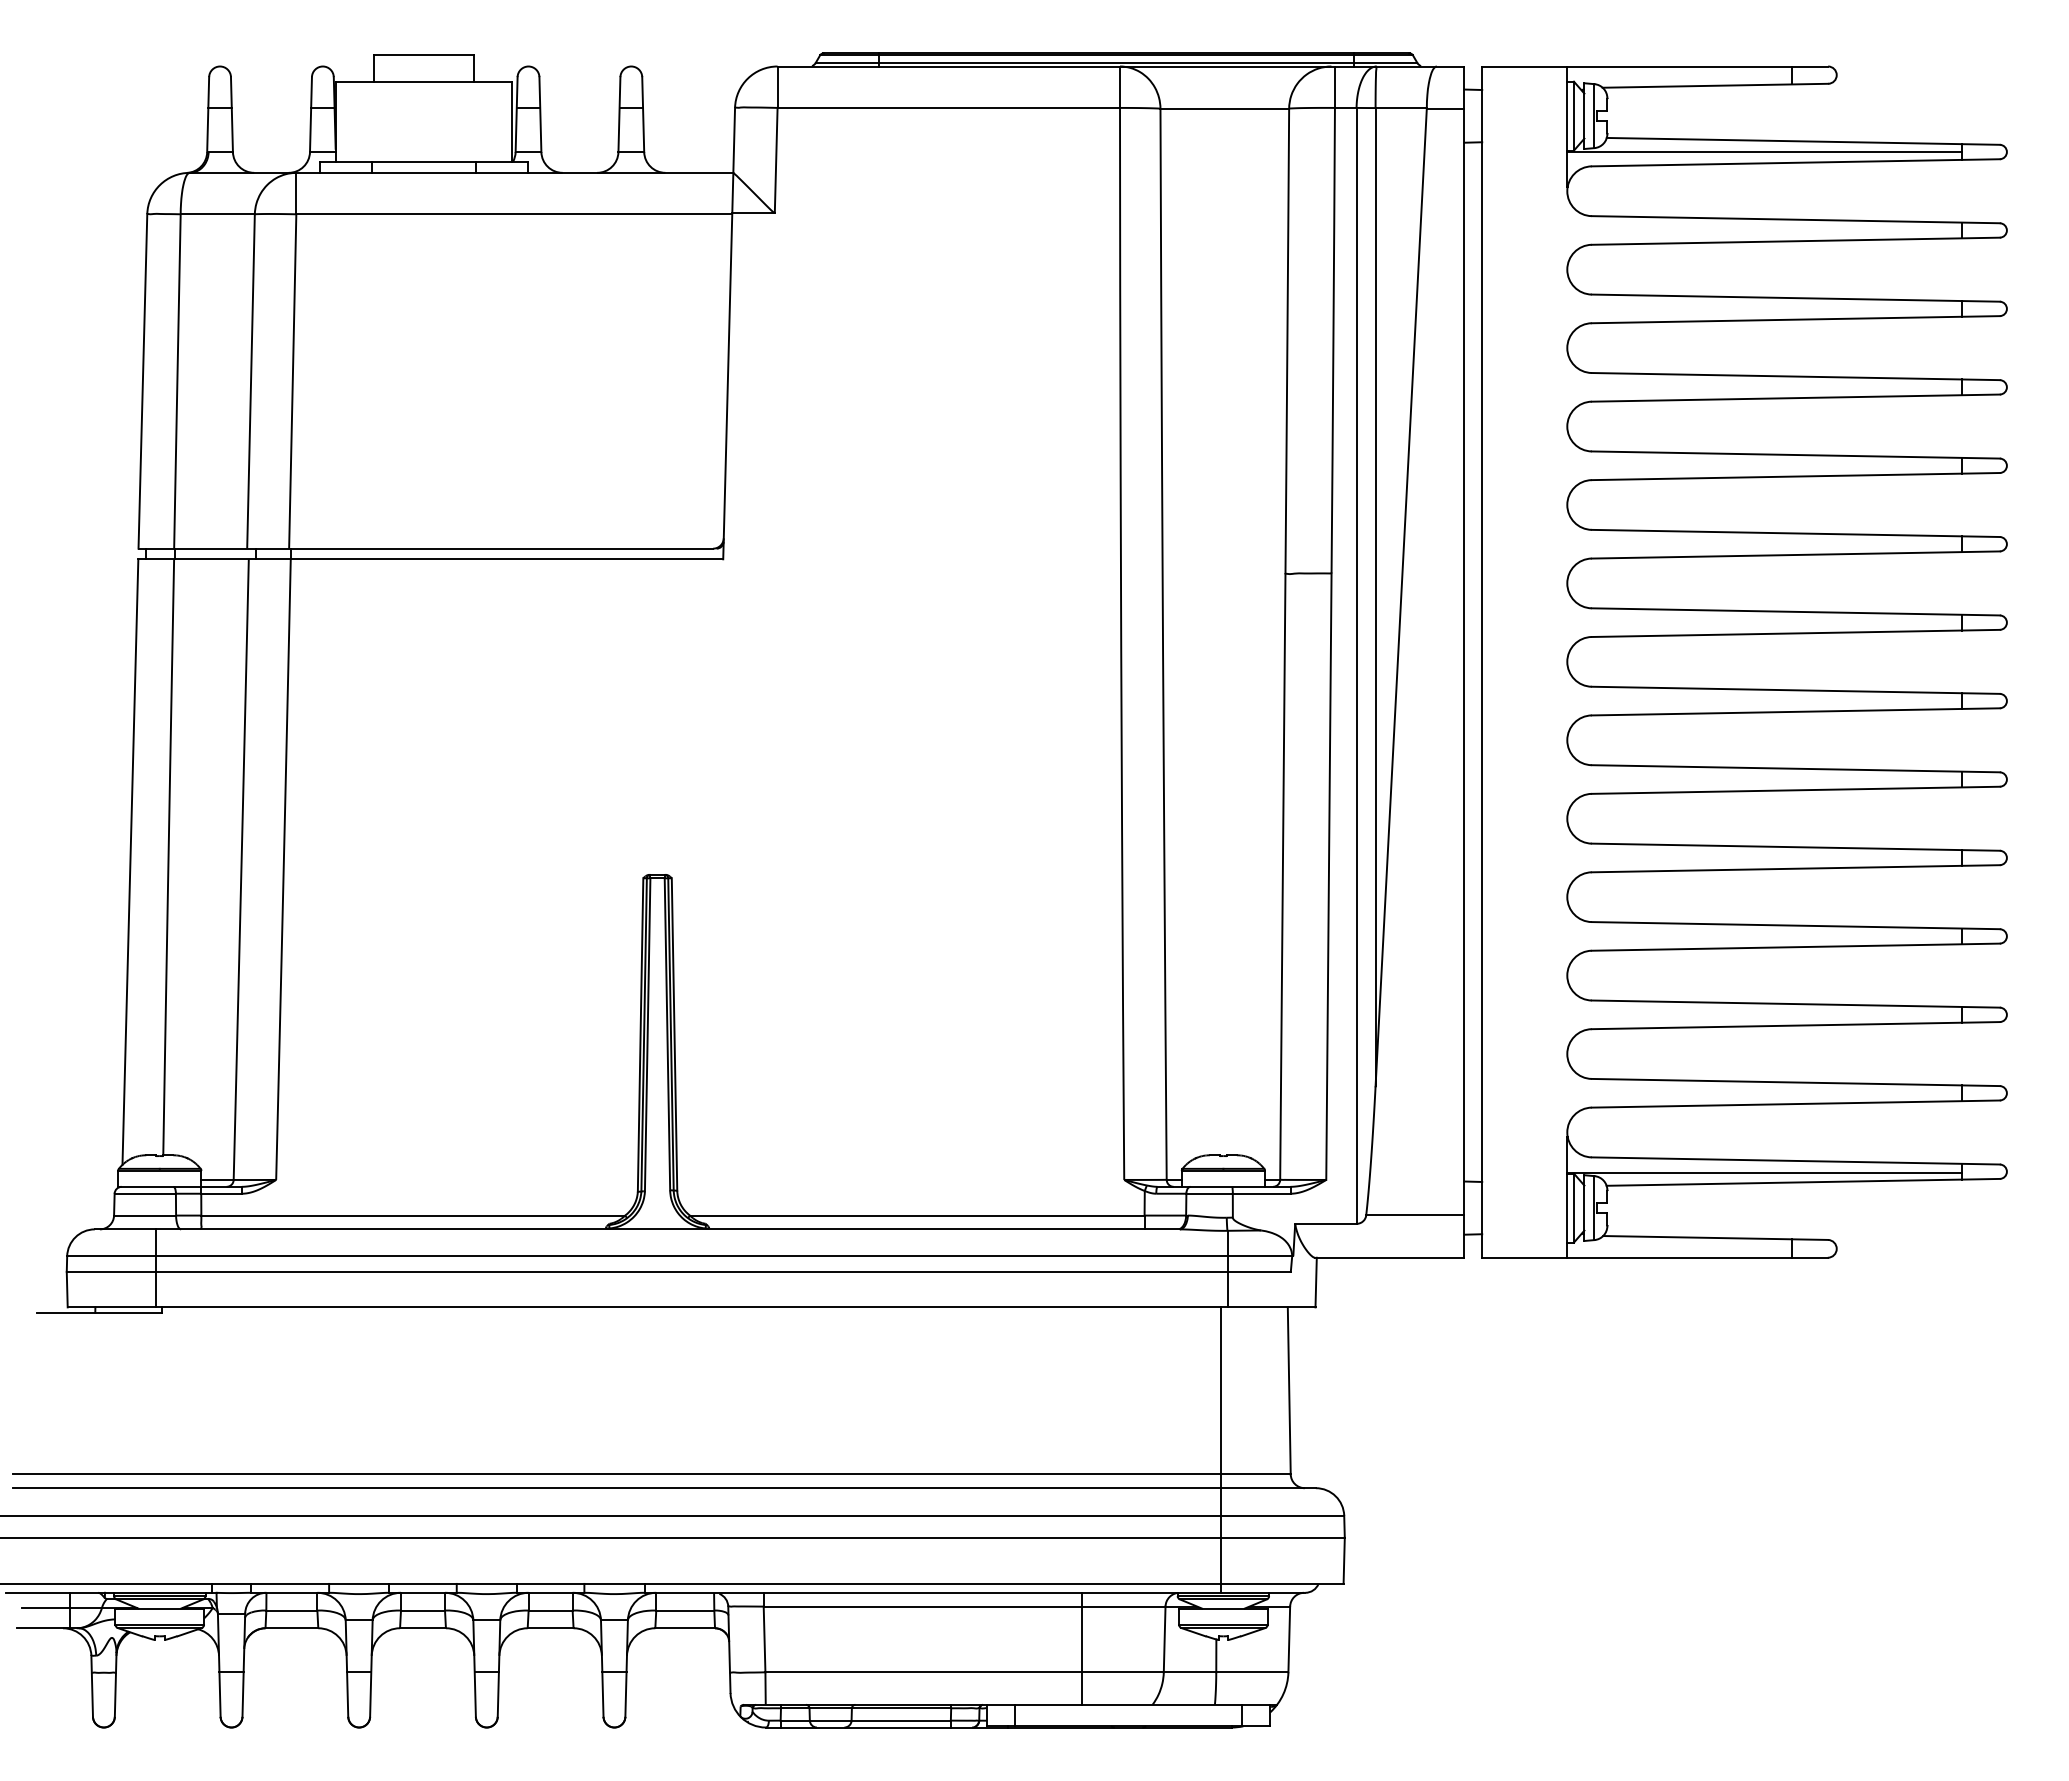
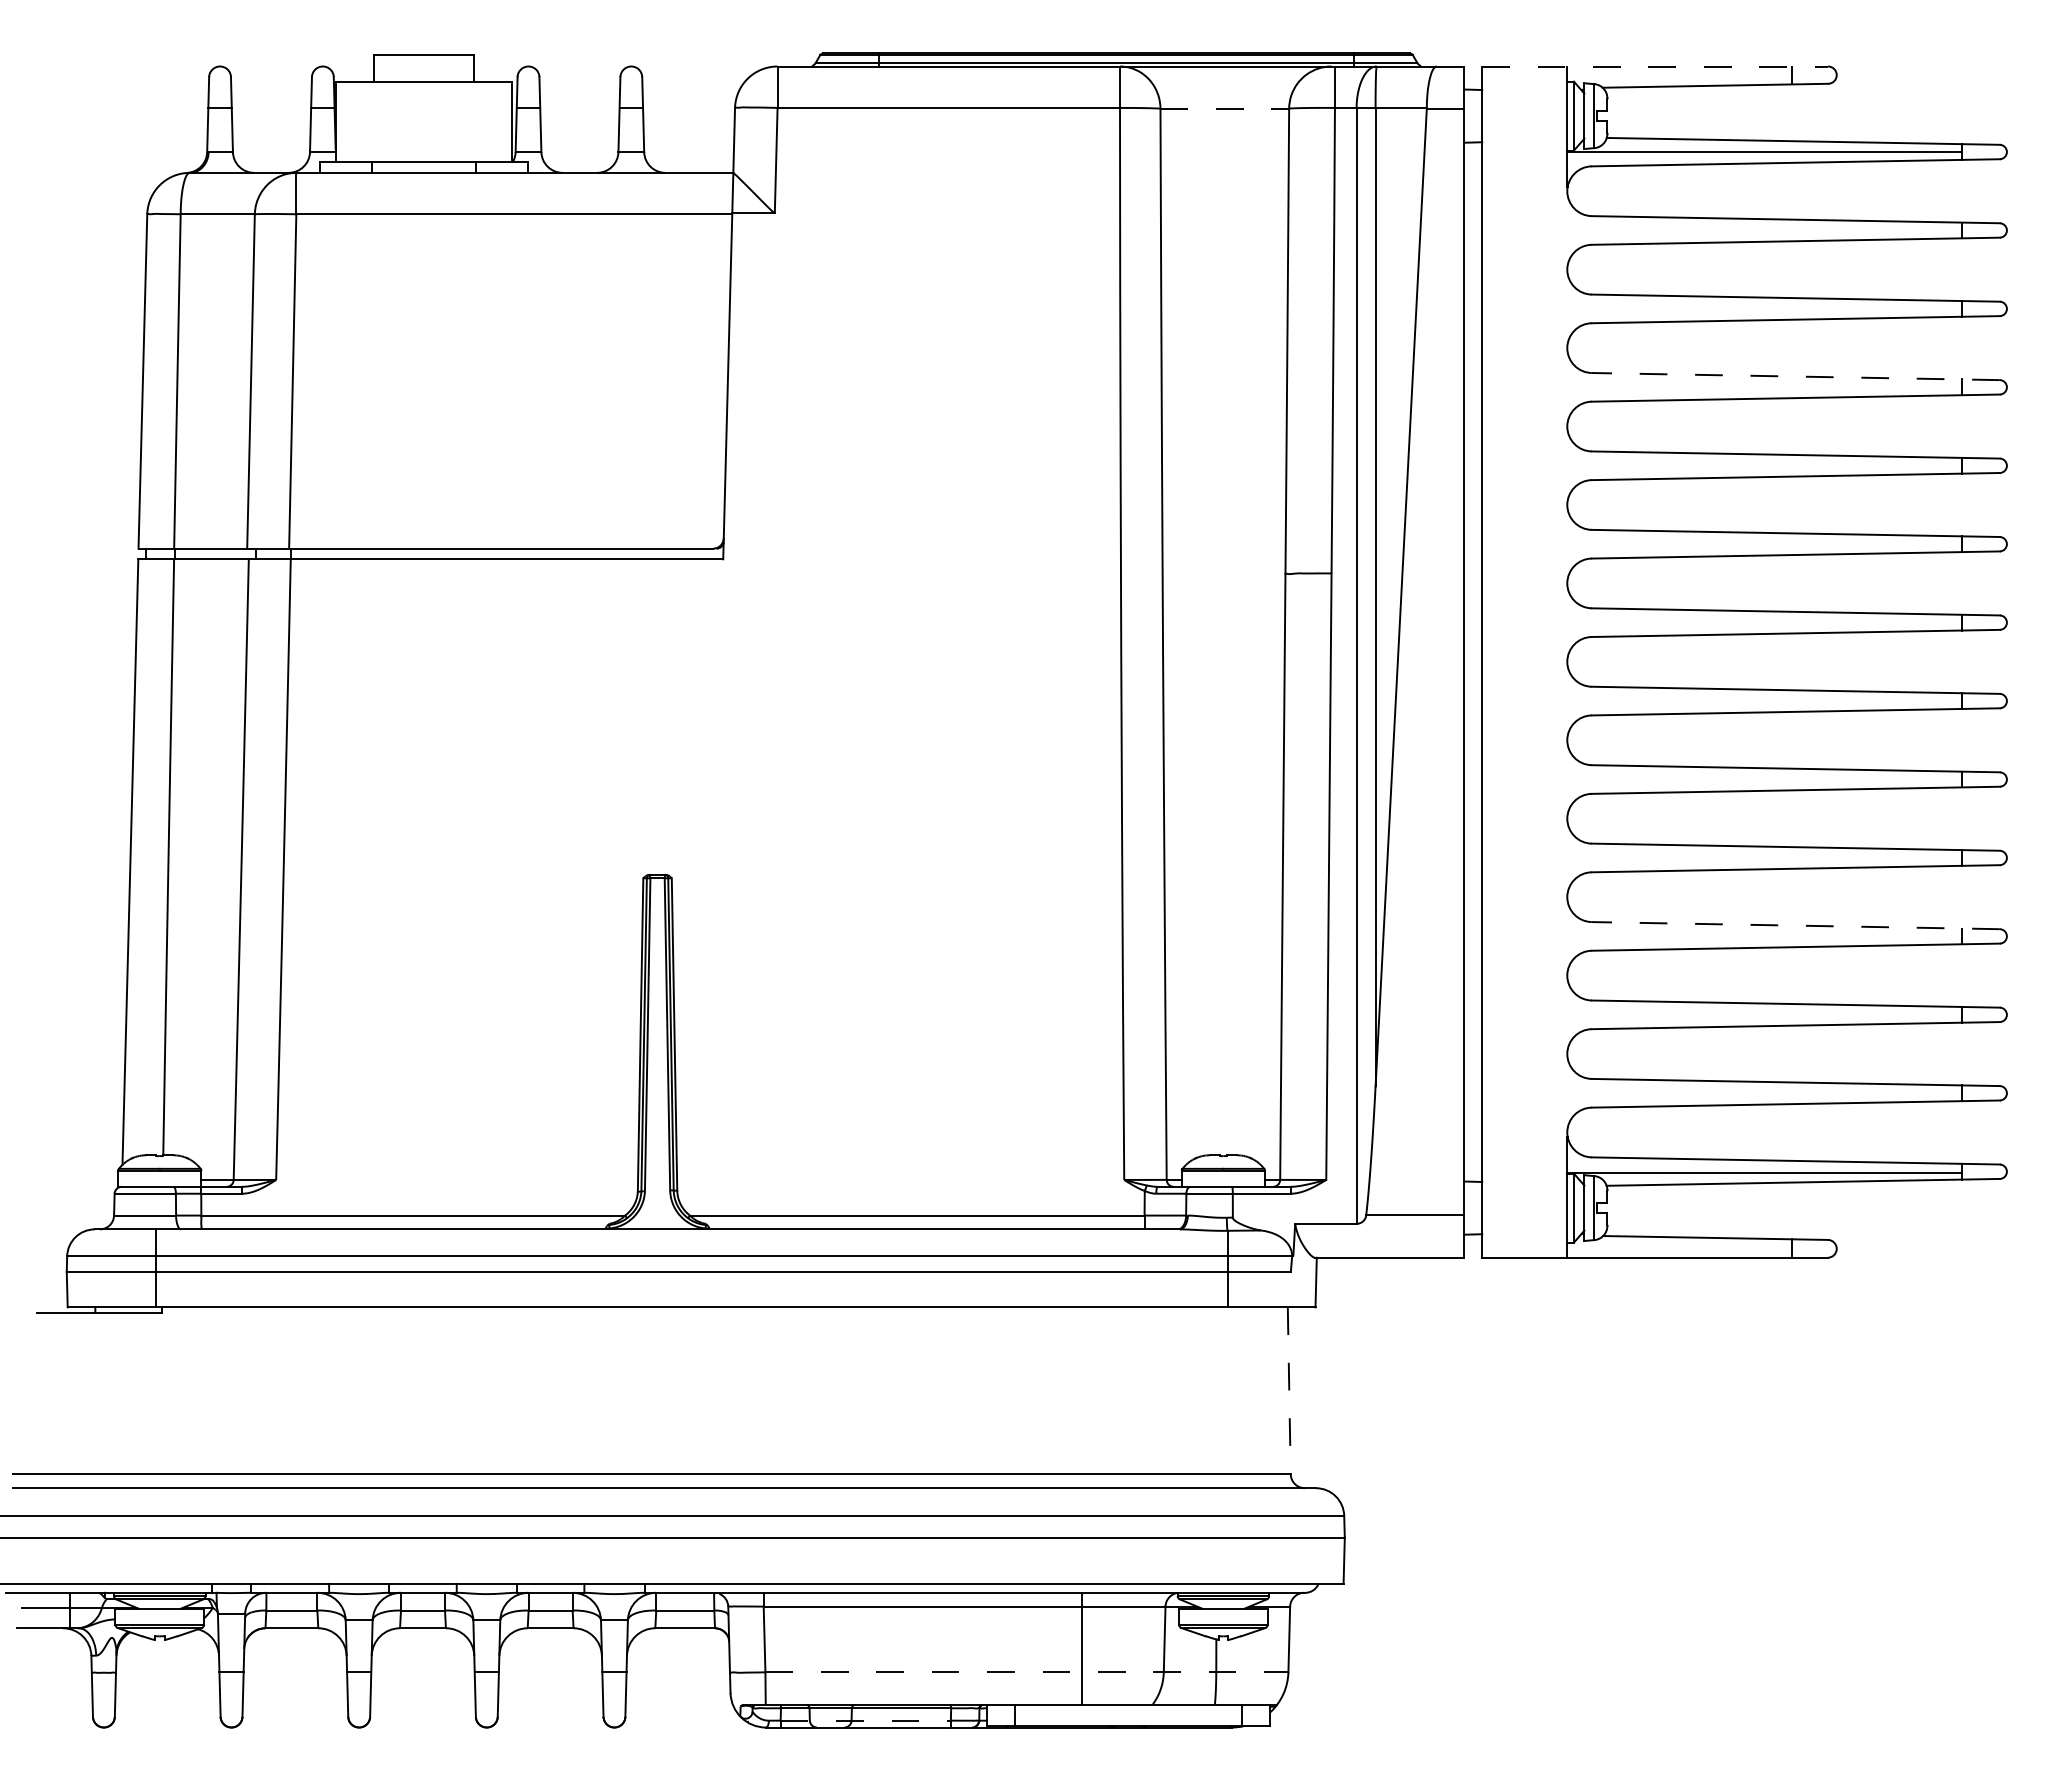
line: solid -> dashed (1655, 66)
line: solid -> dashed (1225, 108)
line: solid -> dashed (1795, 376)
line: solid -> dashed (1795, 925)
line: solid -> dashed (1289, 1391)
line: present -> none (1221, 1449)
line: solid -> dashed (1027, 1672)
line: solid -> dashed (866, 1720)
